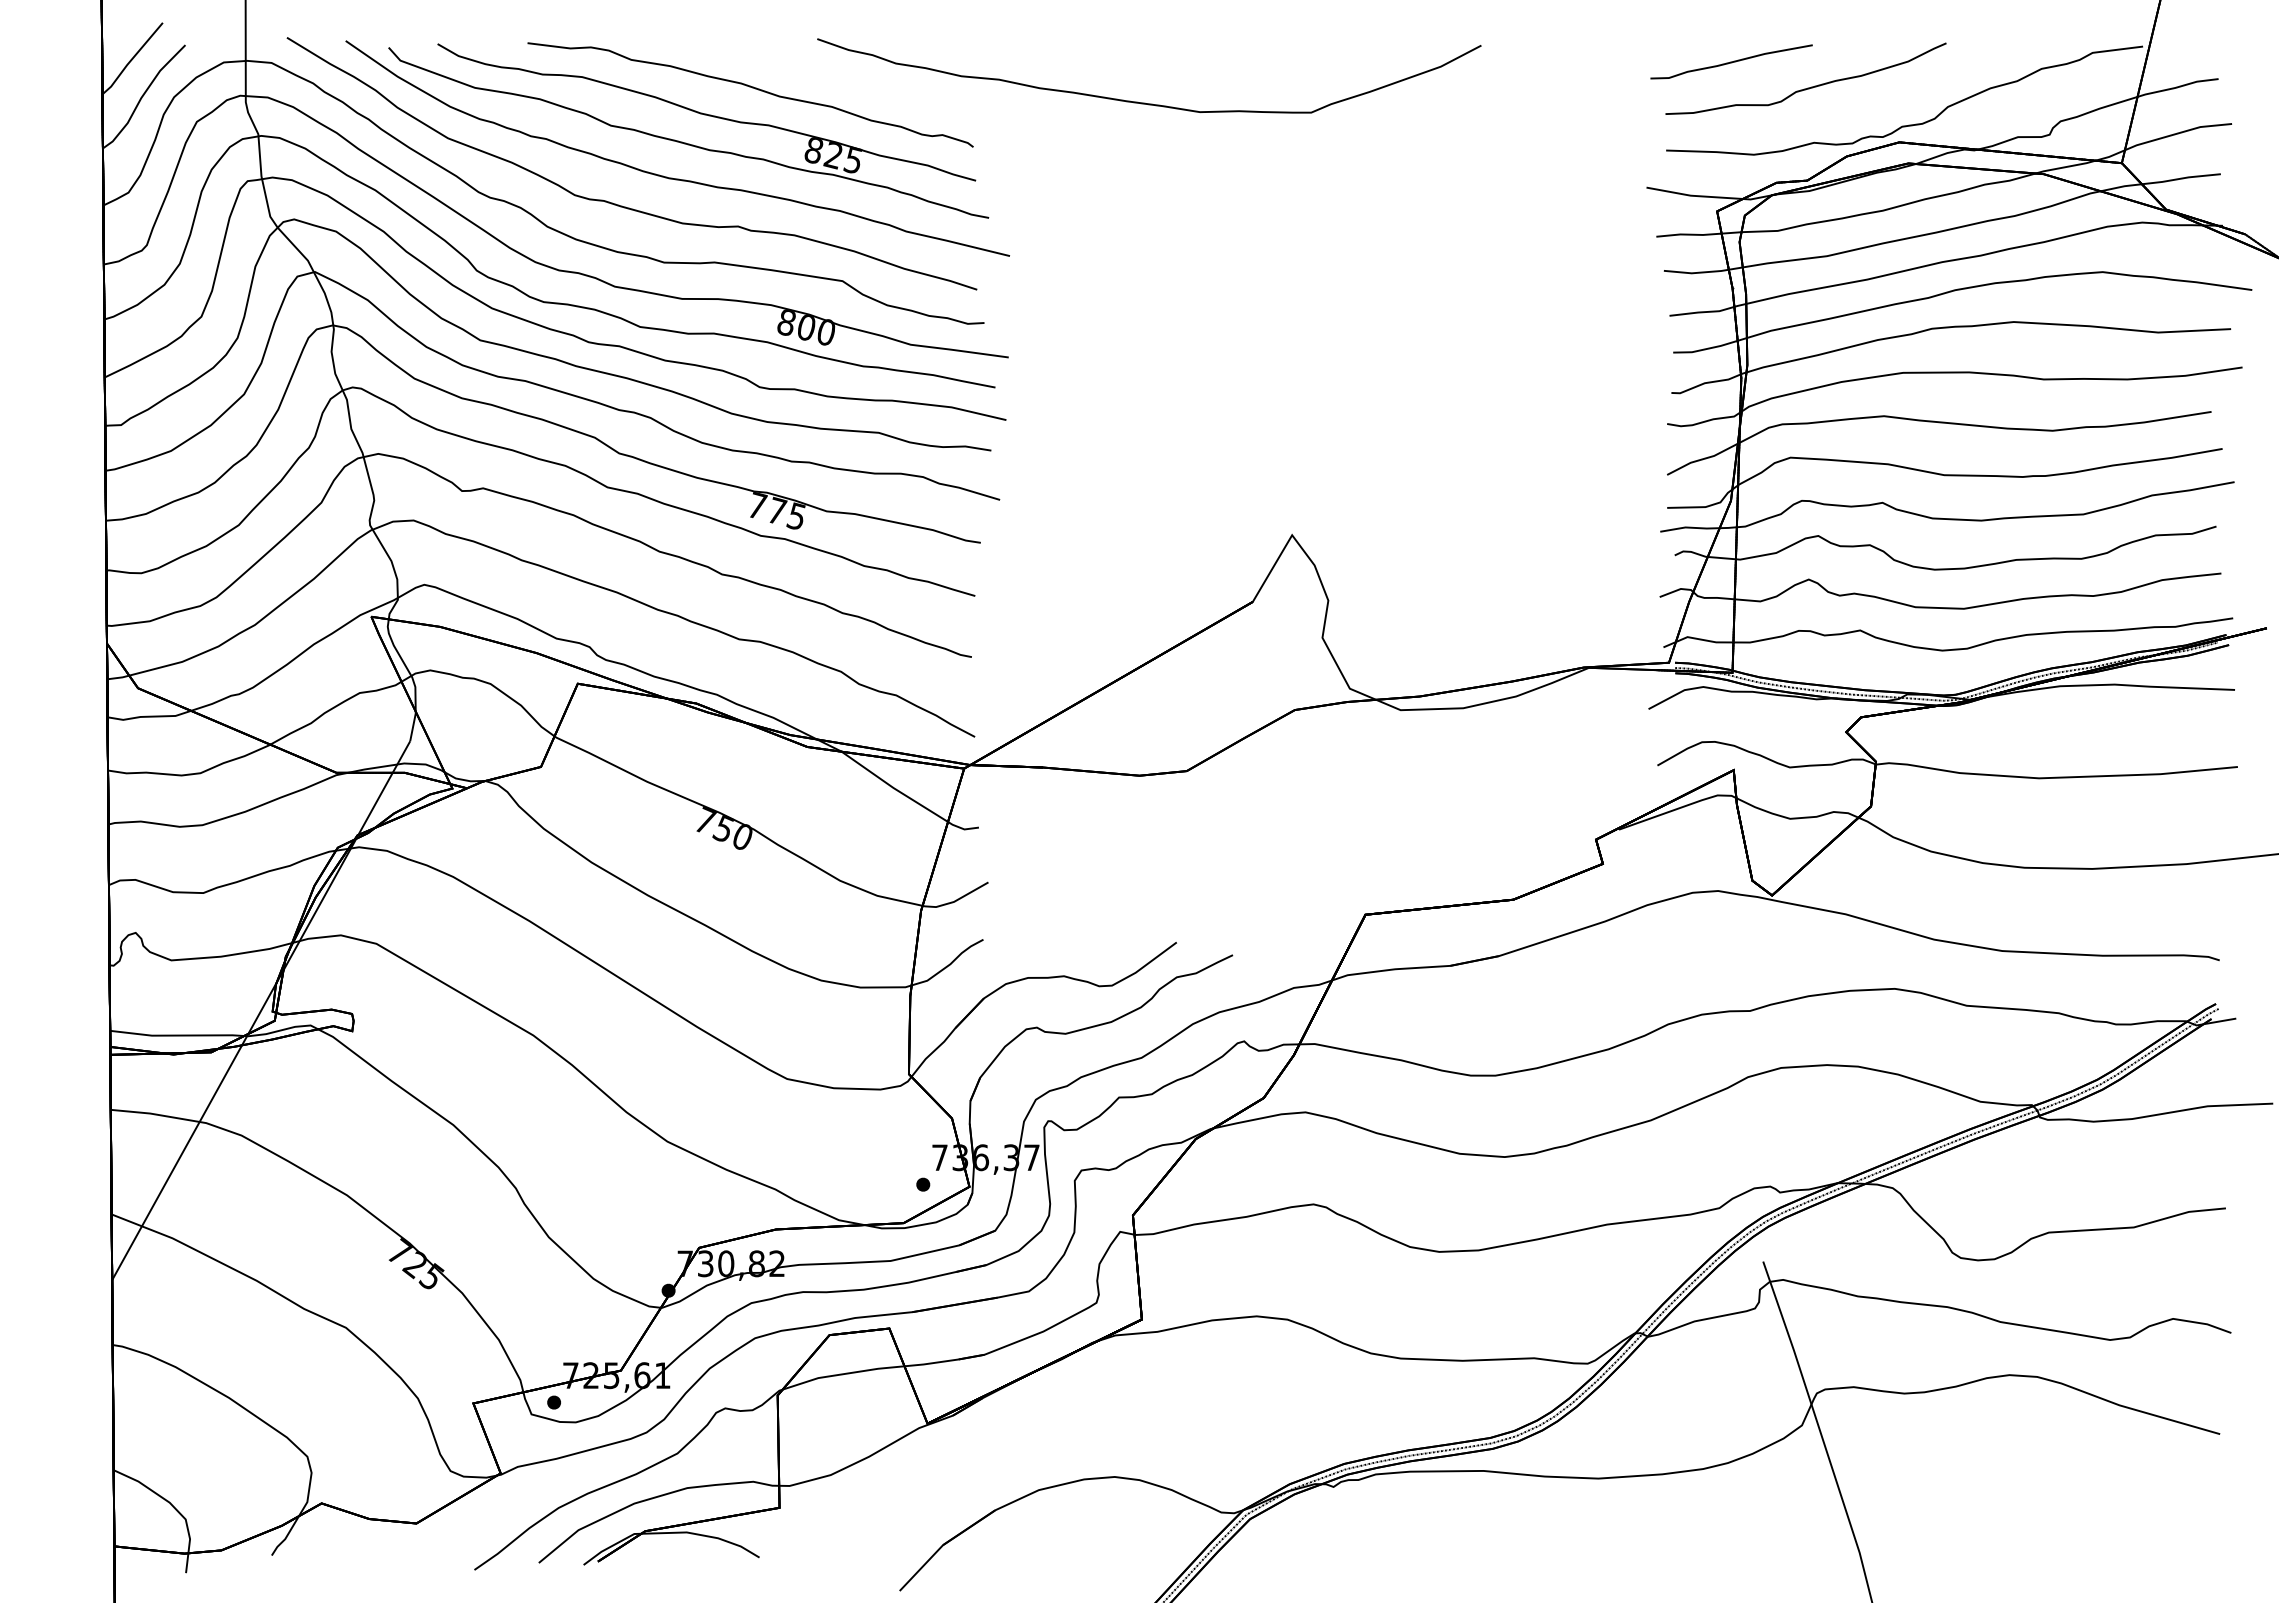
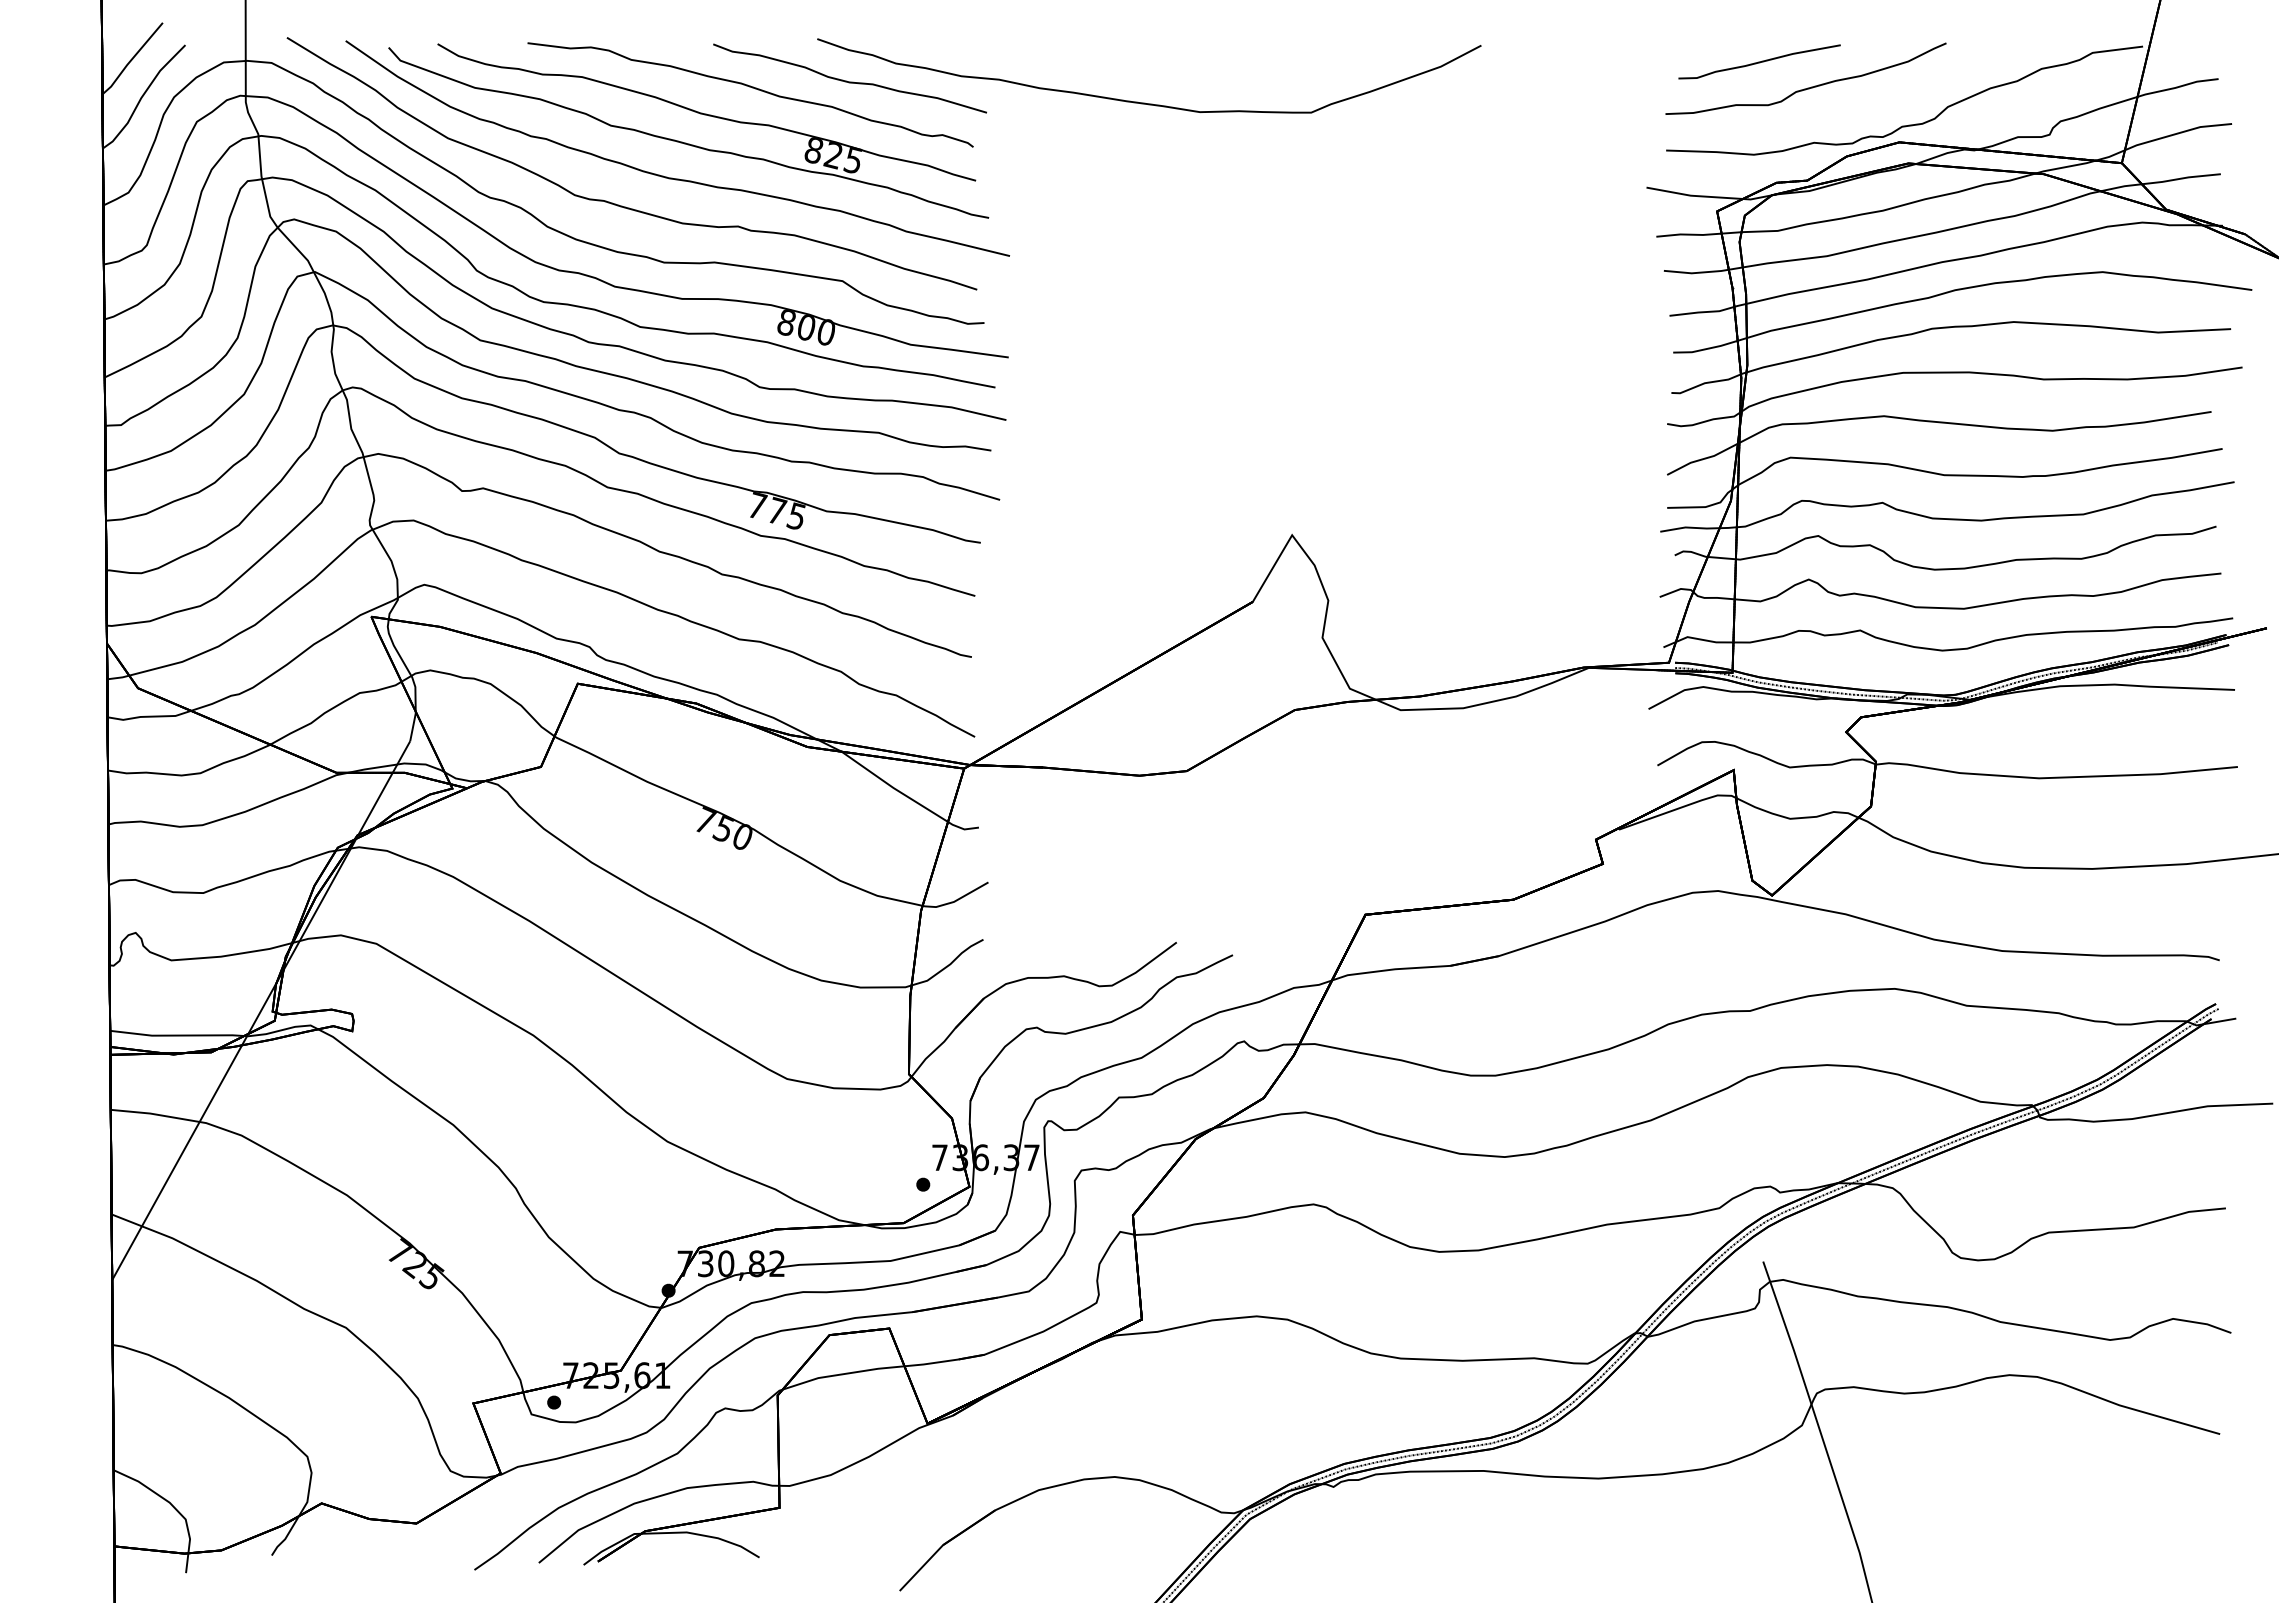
curve position: (1731, 61) -> (1759, 61) (1759, 61)
curve: none -> present (849, 81)
